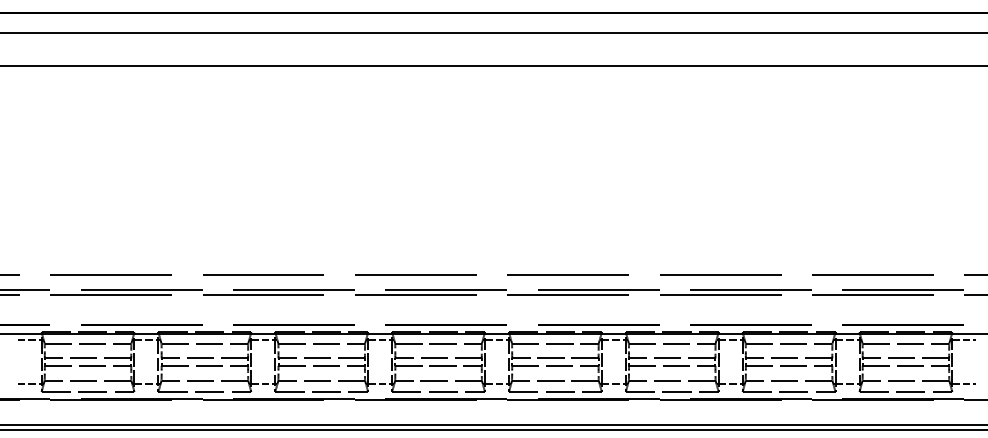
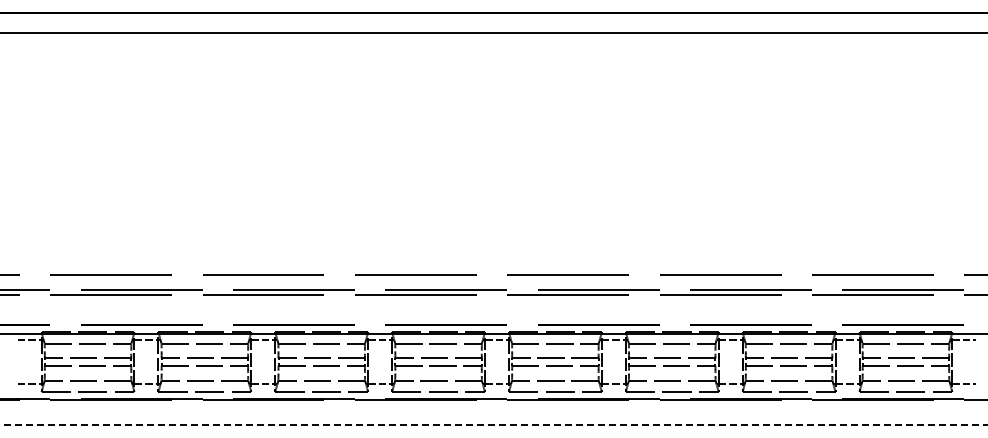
line: present -> none (493, 65)
line: solid -> dashed (493, 424)
line: present -> none (493, 429)
